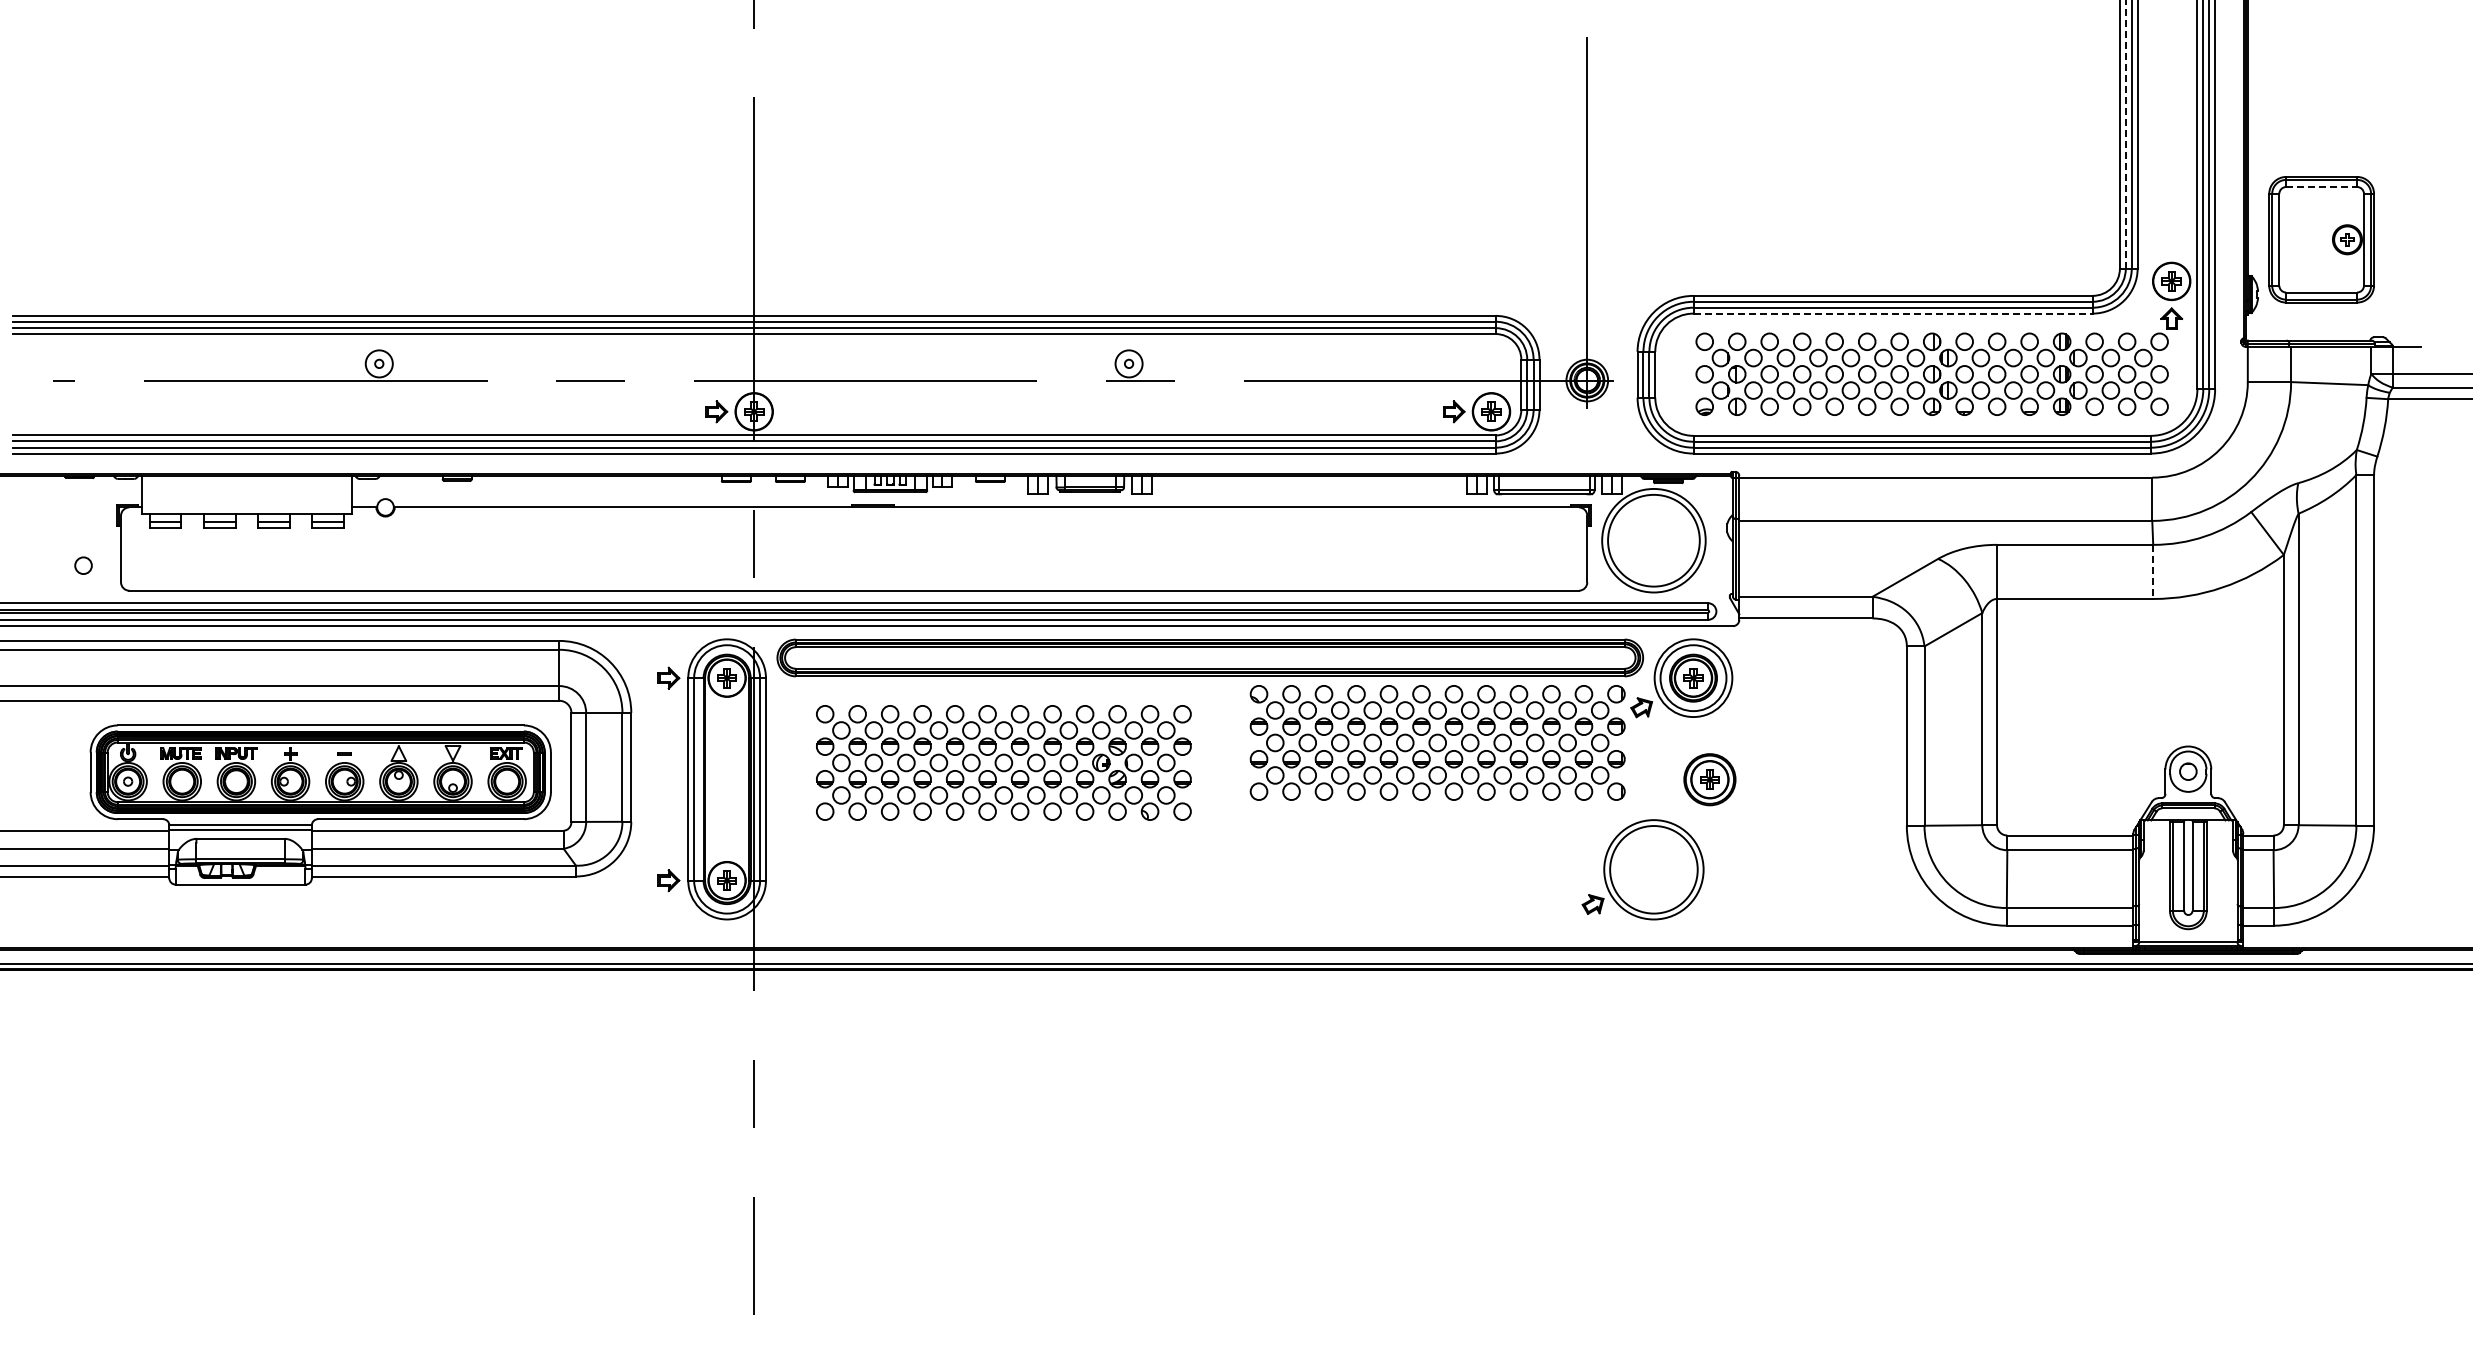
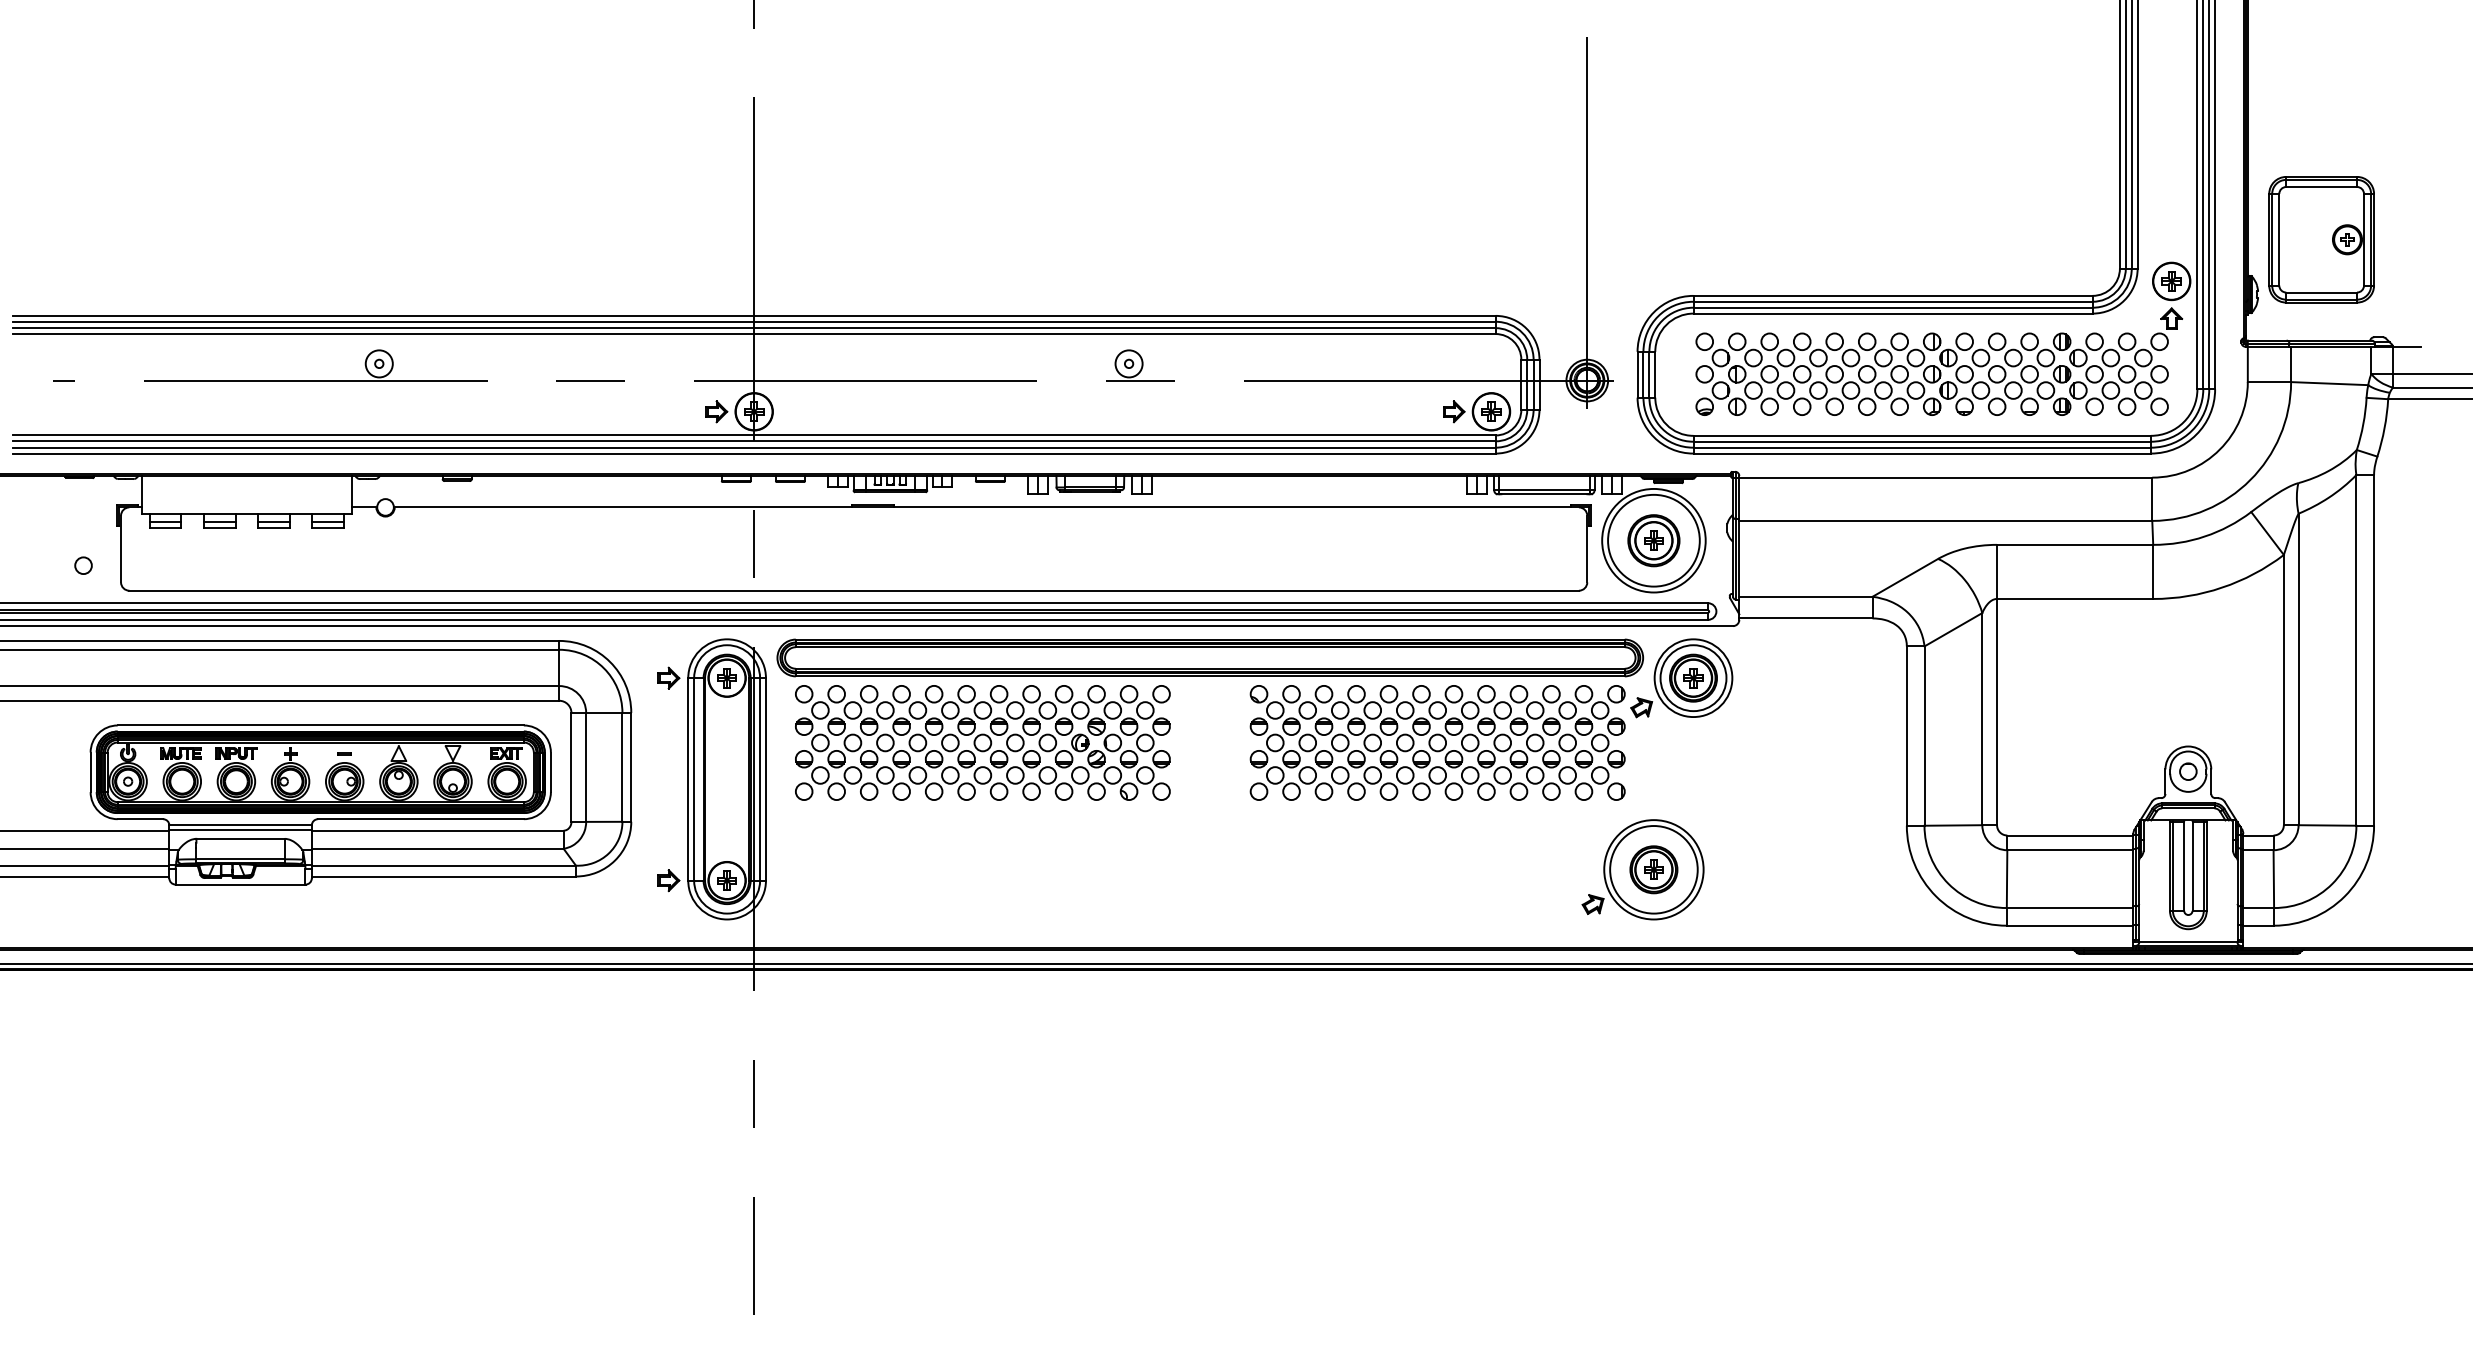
line: dashed -> solid (2125, 134)
line: dashed -> solid (2322, 187)
line: dashed -> solid (1893, 313)
line: dashed -> solid (2153, 572)
part position: (1003, 762) -> (982, 742) (982, 742)
part position: (1709, 779) -> (1653, 540) (1653, 540)
part: none -> present (1653, 869)
